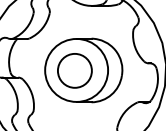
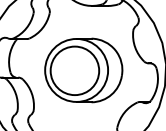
circle diameter: 34 px -> 49 px (74, 70)
